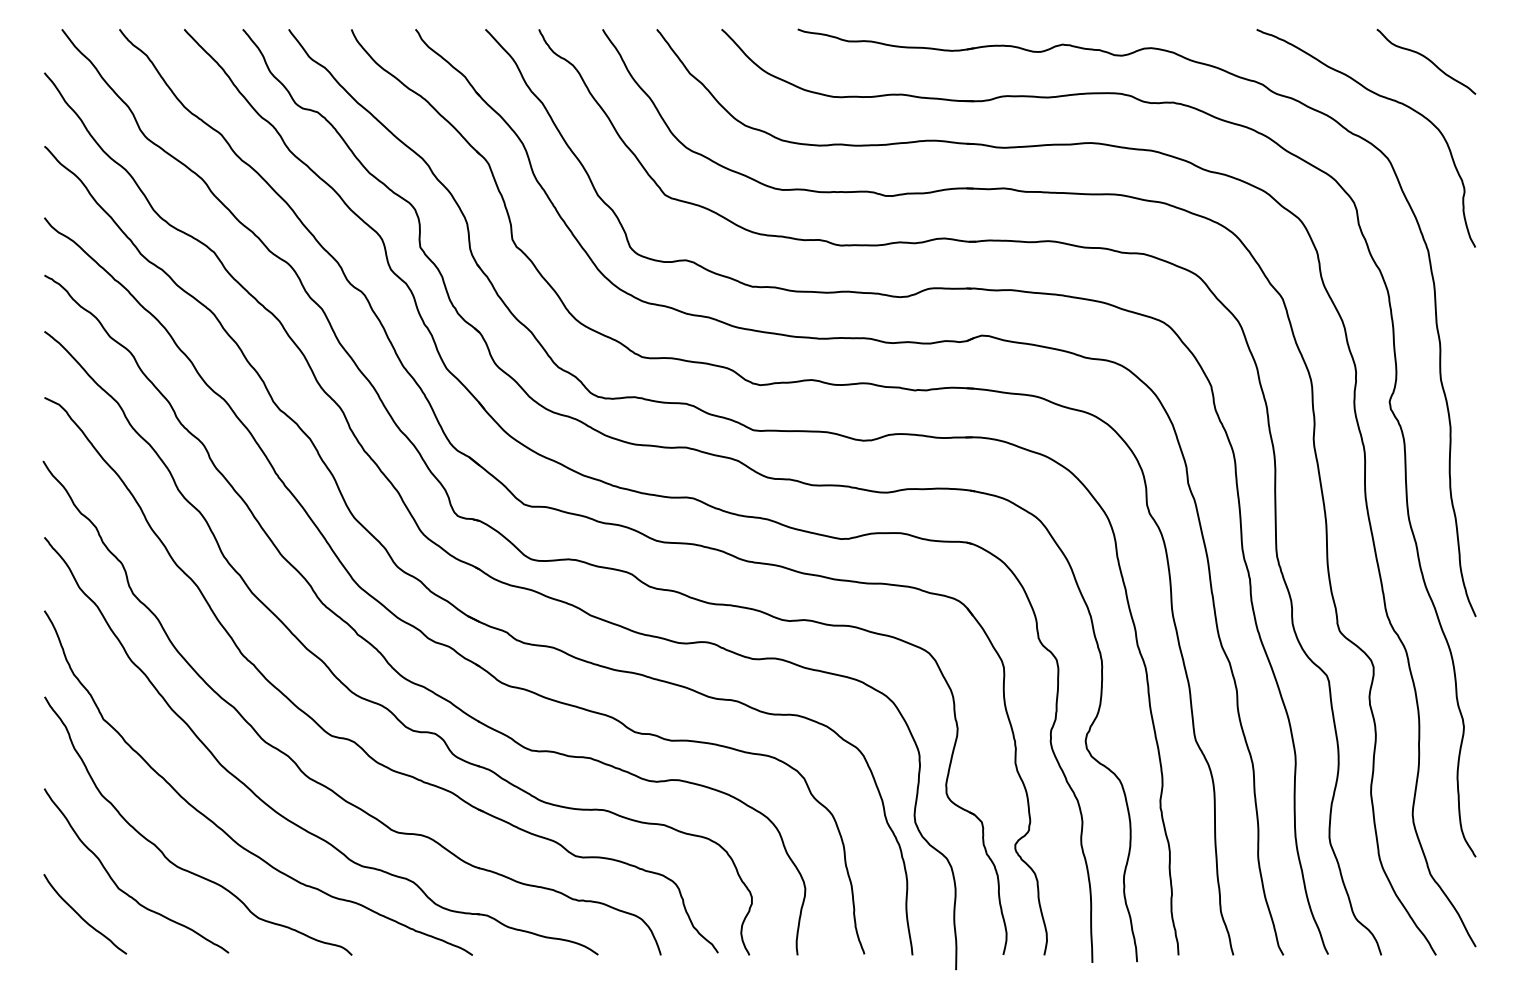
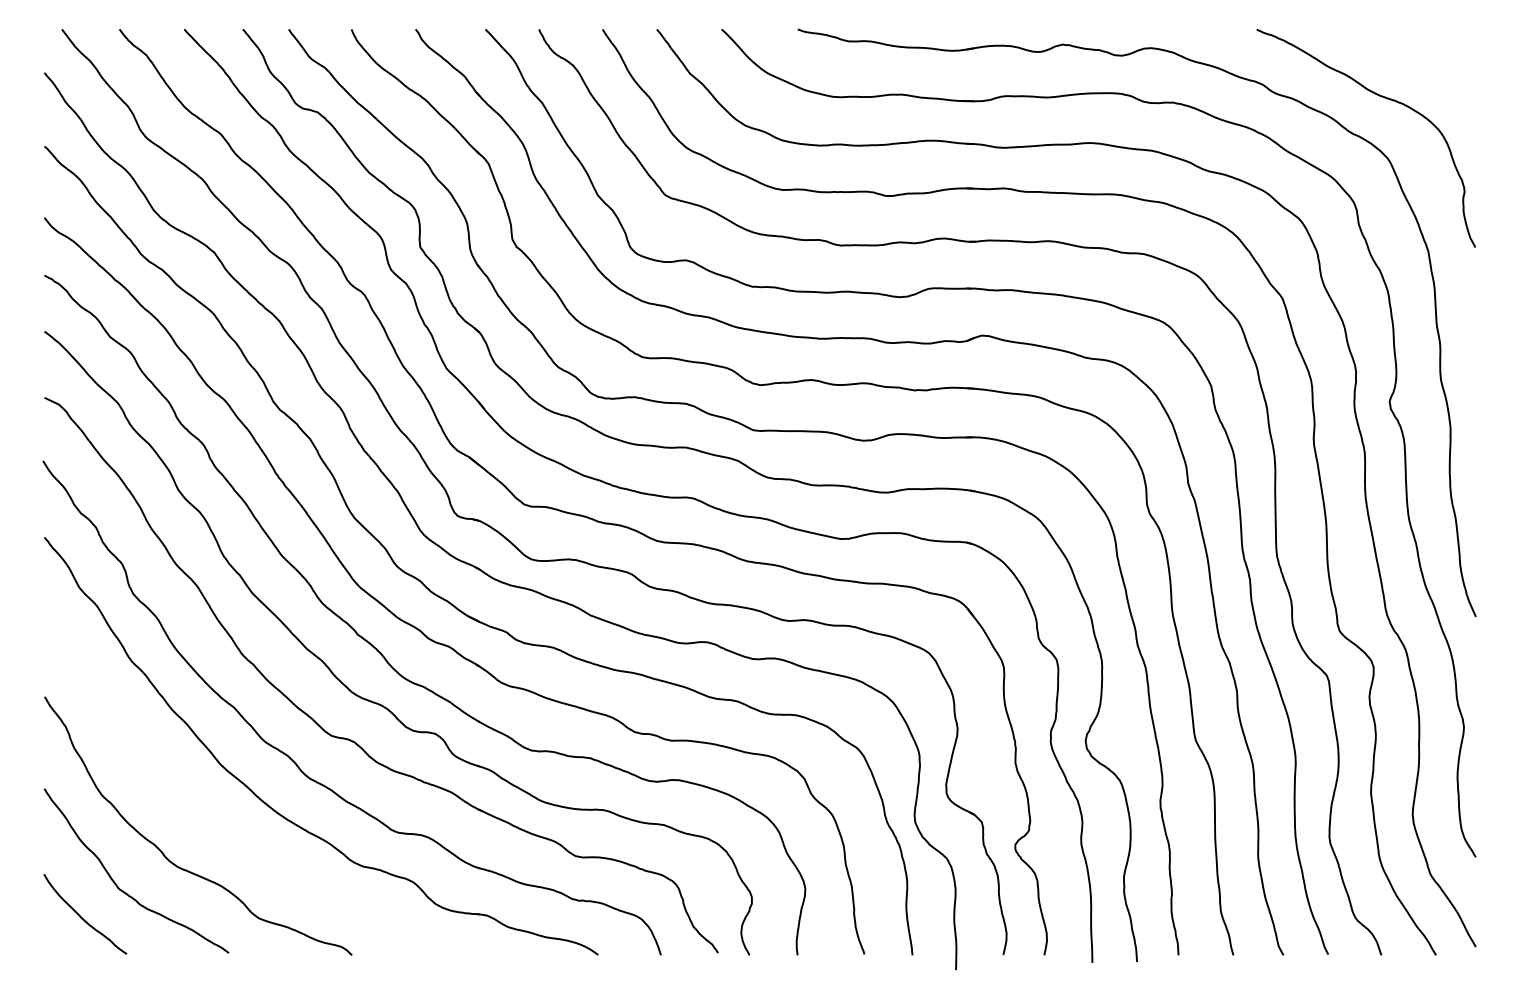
curve: present -> none (1426, 59)
curve: present -> none (223, 829)
